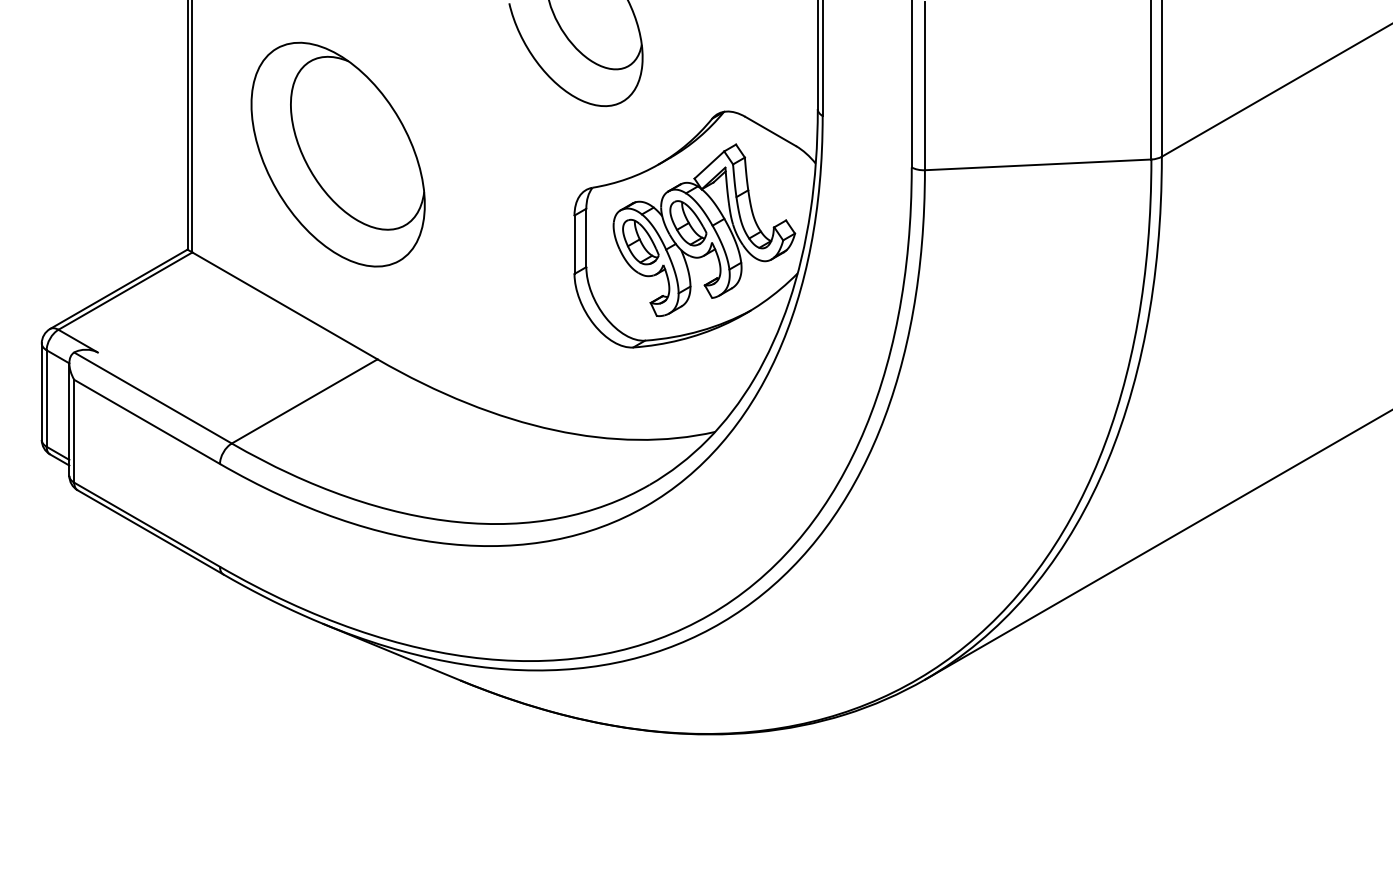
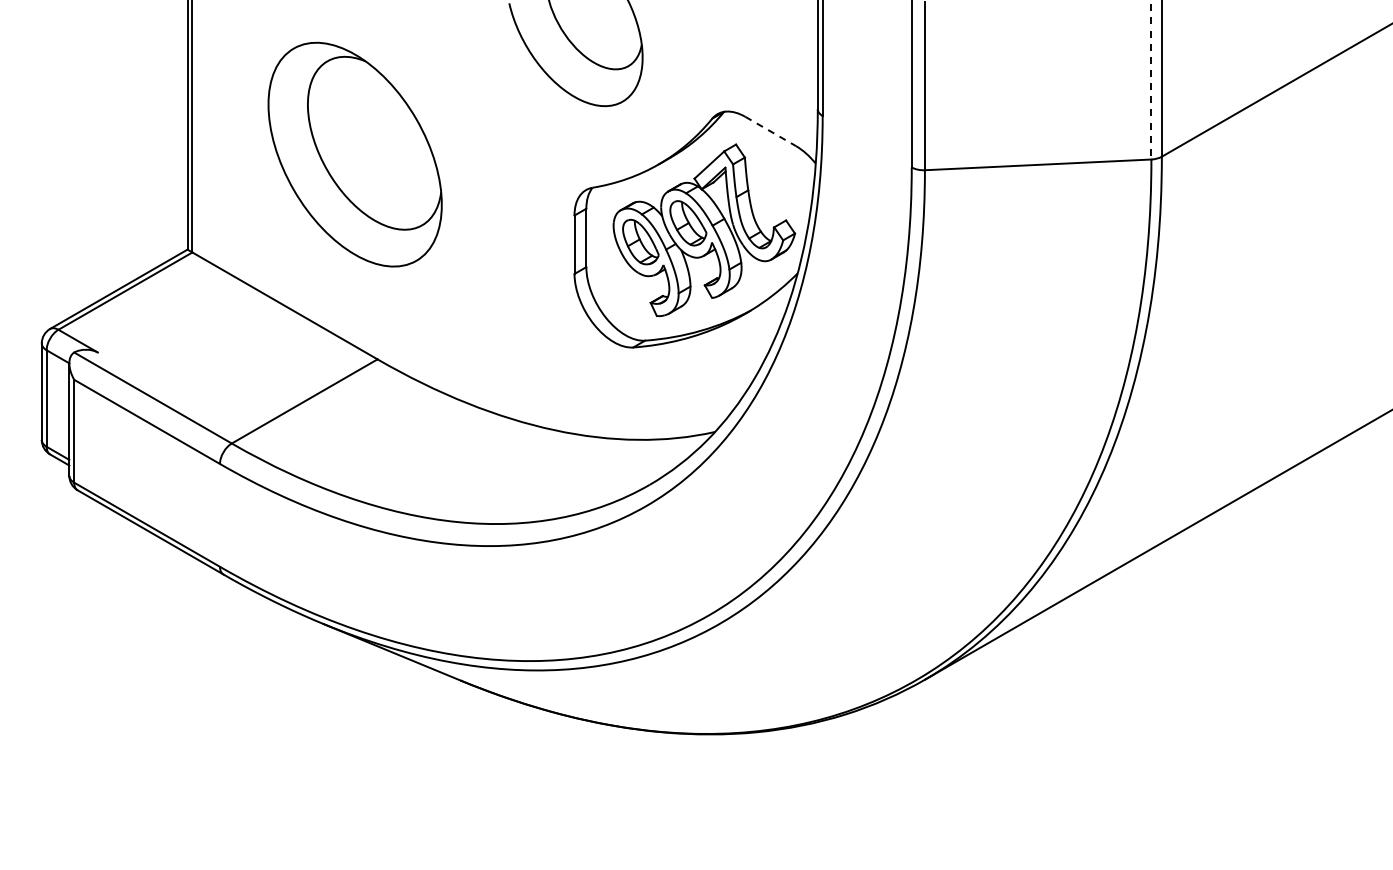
line: solid -> dashed (1151, 79)
line: solid -> dashed (771, 131)
part position: (337, 154) -> (354, 154) (354, 154)
